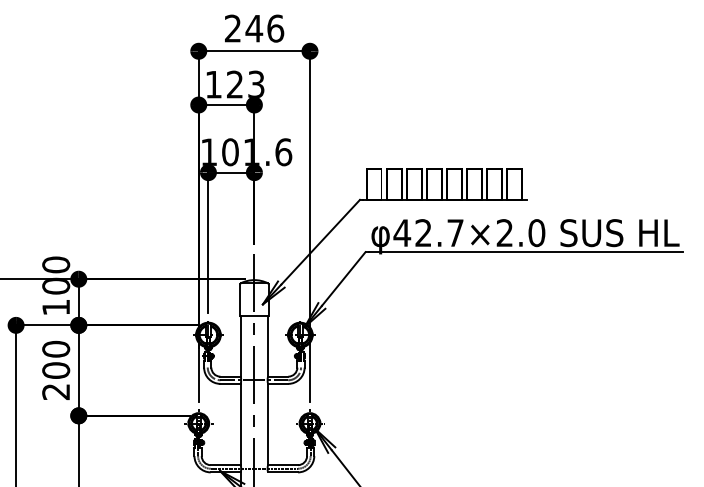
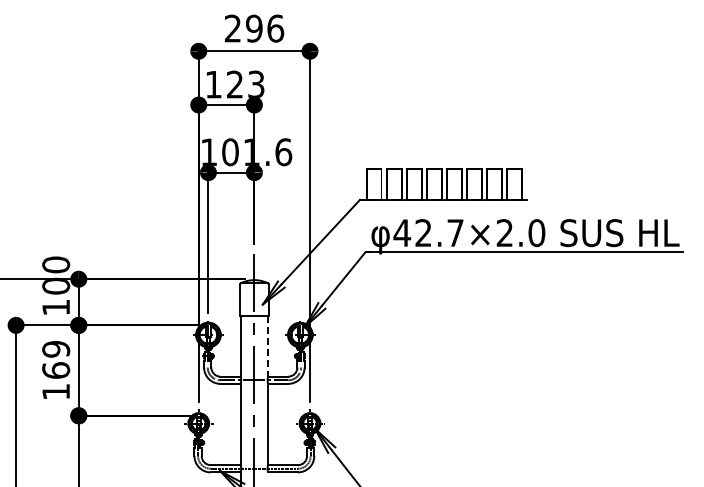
text: 246 -> 296 (254, 28)
line: solid -> dashed (268, 346)
text: 200 -> 169 (56, 370)
